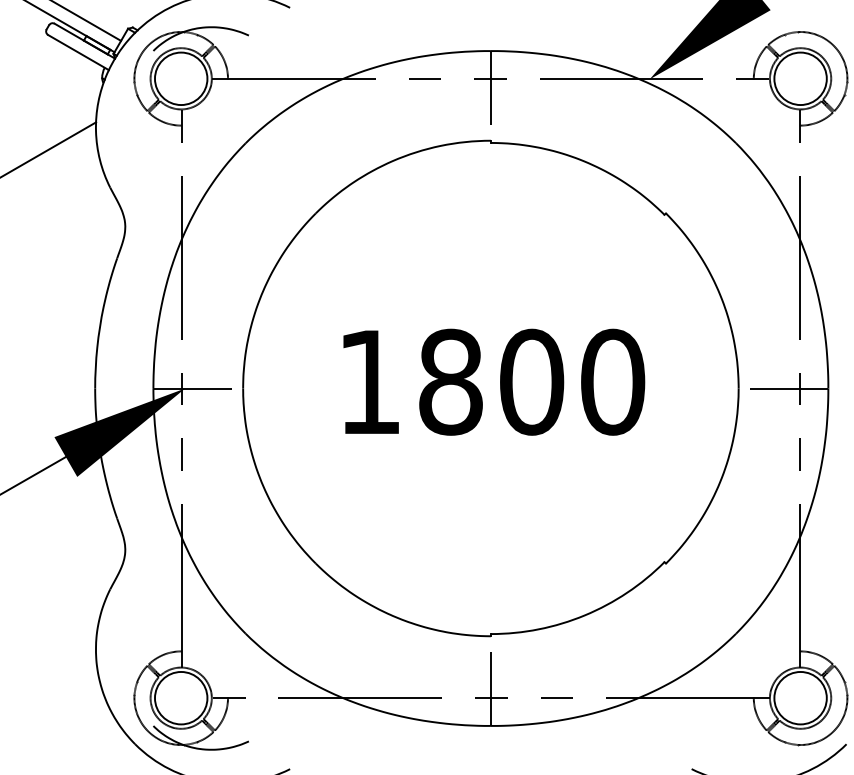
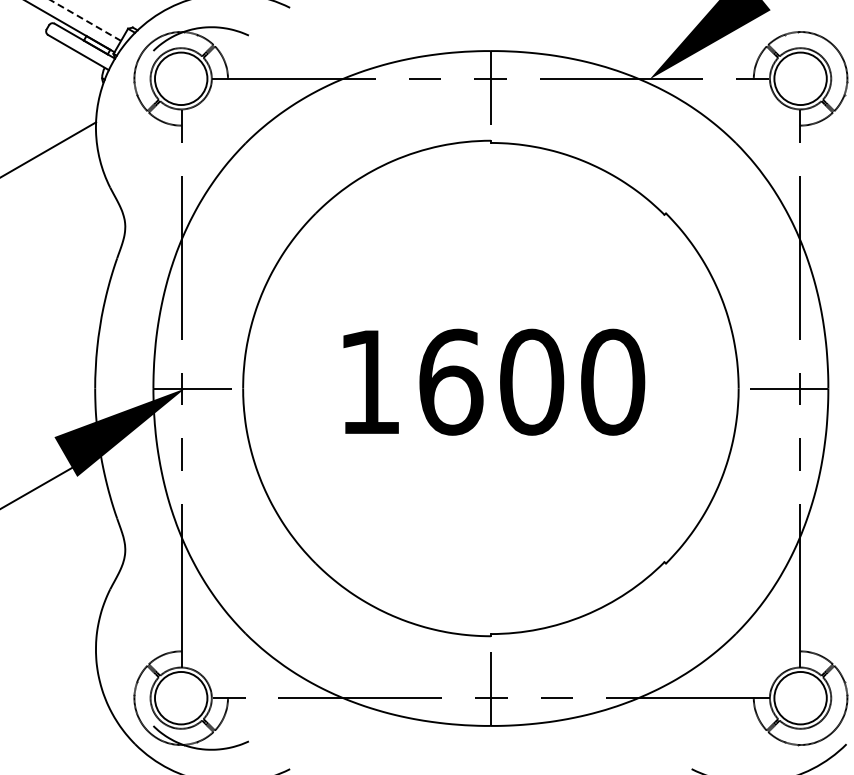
line: solid -> dashed (85, 20)
text: 1800 -> 1600 (451, 381)
line position: (33, 475) -> (36, 487) (36, 487)
